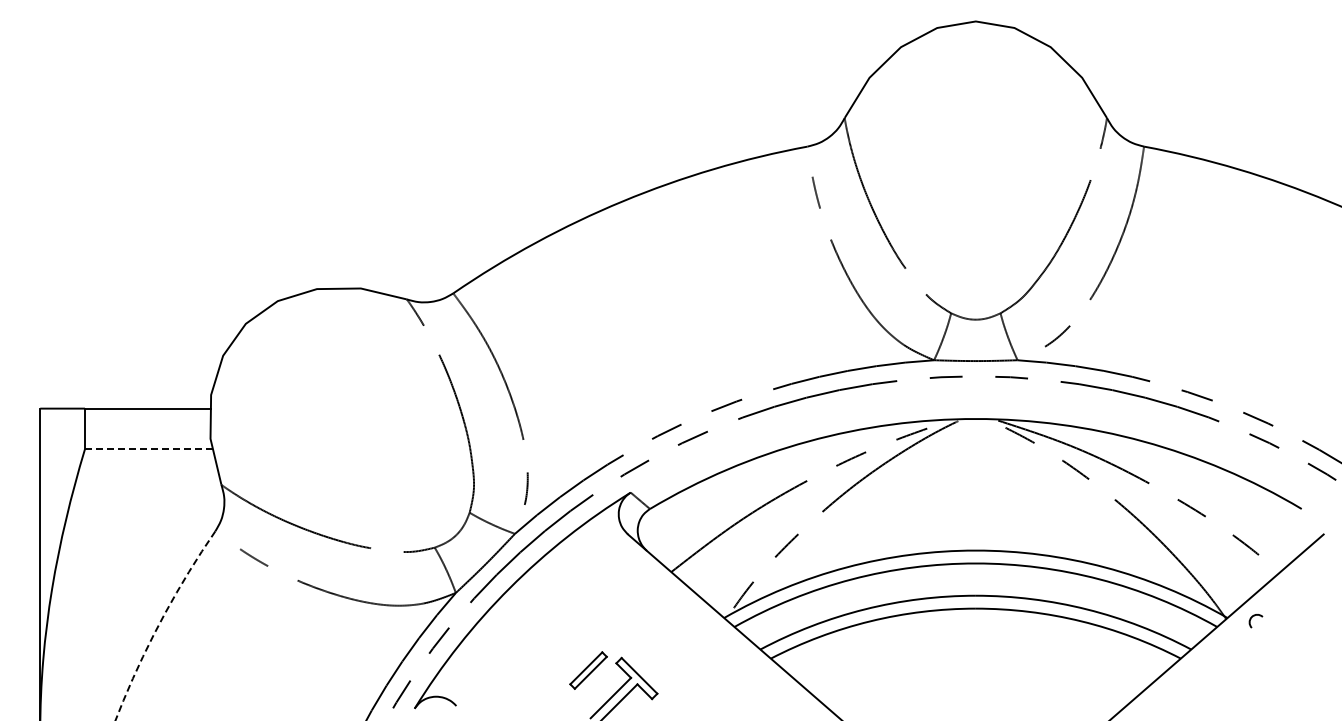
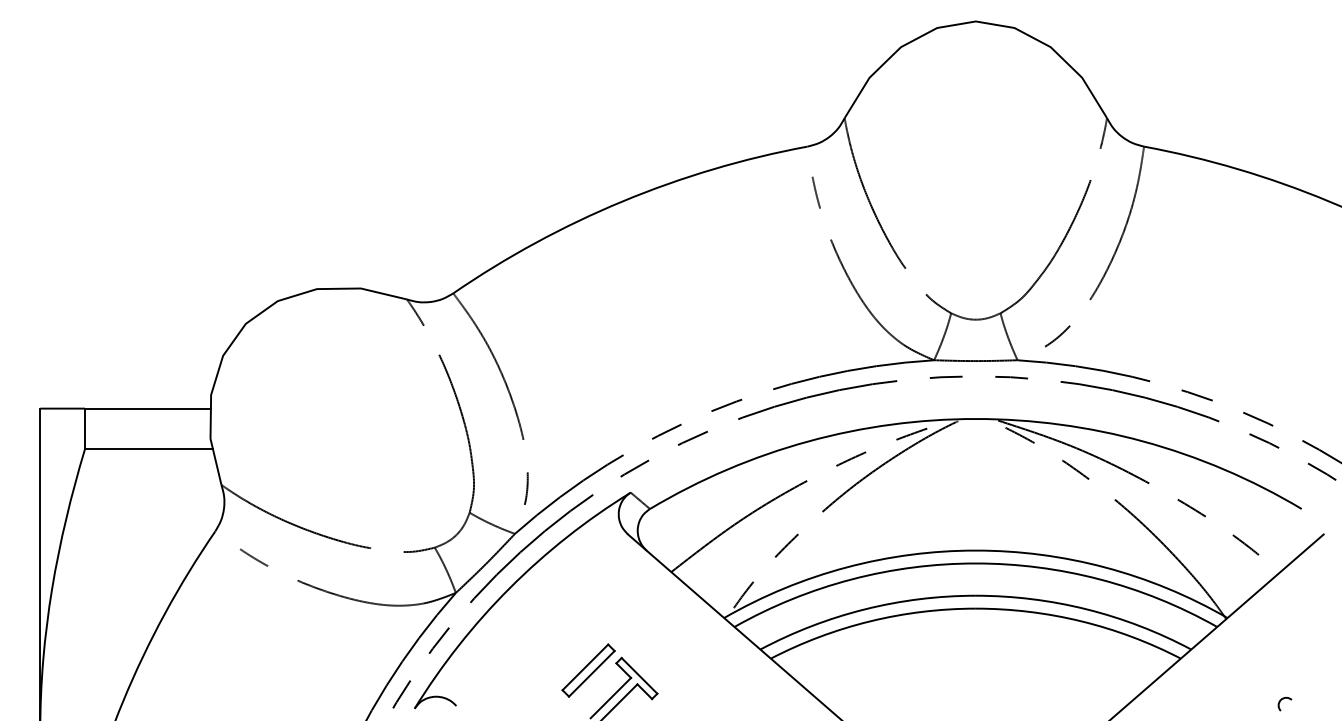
line: dashed -> solid (148, 449)
arc position: (1251, 619) -> (1280, 702) (1280, 702)
arc: dashed -> solid (159, 623)
part size: 39x39 px -> 55x55 px (588, 670)
